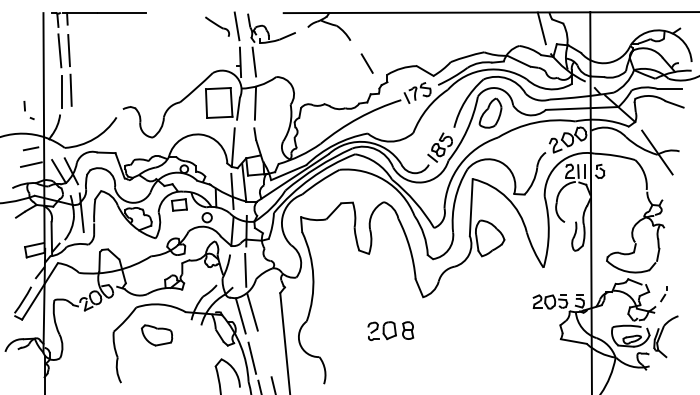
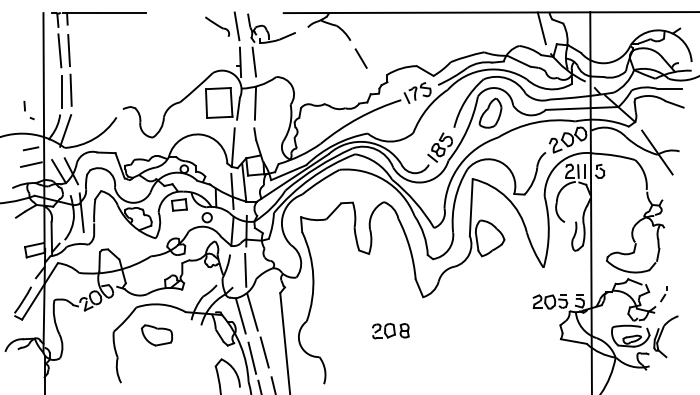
line position: (366, 63) -> (360, 58) (360, 58)
line: none -> present (65, 130)
part size: 48x20 px -> 38x17 px (390, 331)
line: none -> present (264, 352)
